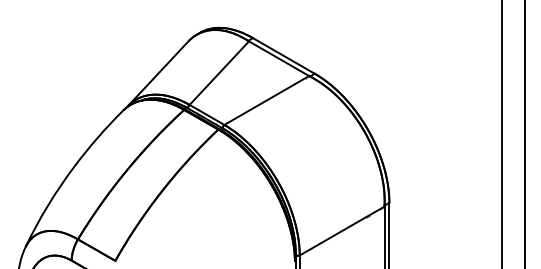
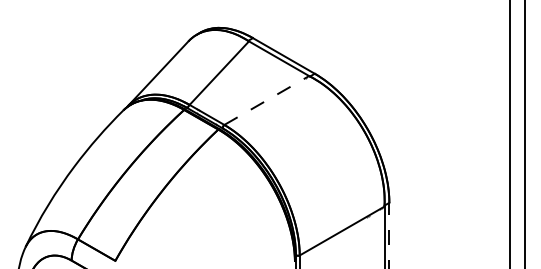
line: solid -> dashed (266, 100)
line position: (502, 133) -> (510, 133) (510, 133)
line: solid -> dashed (389, 235)
